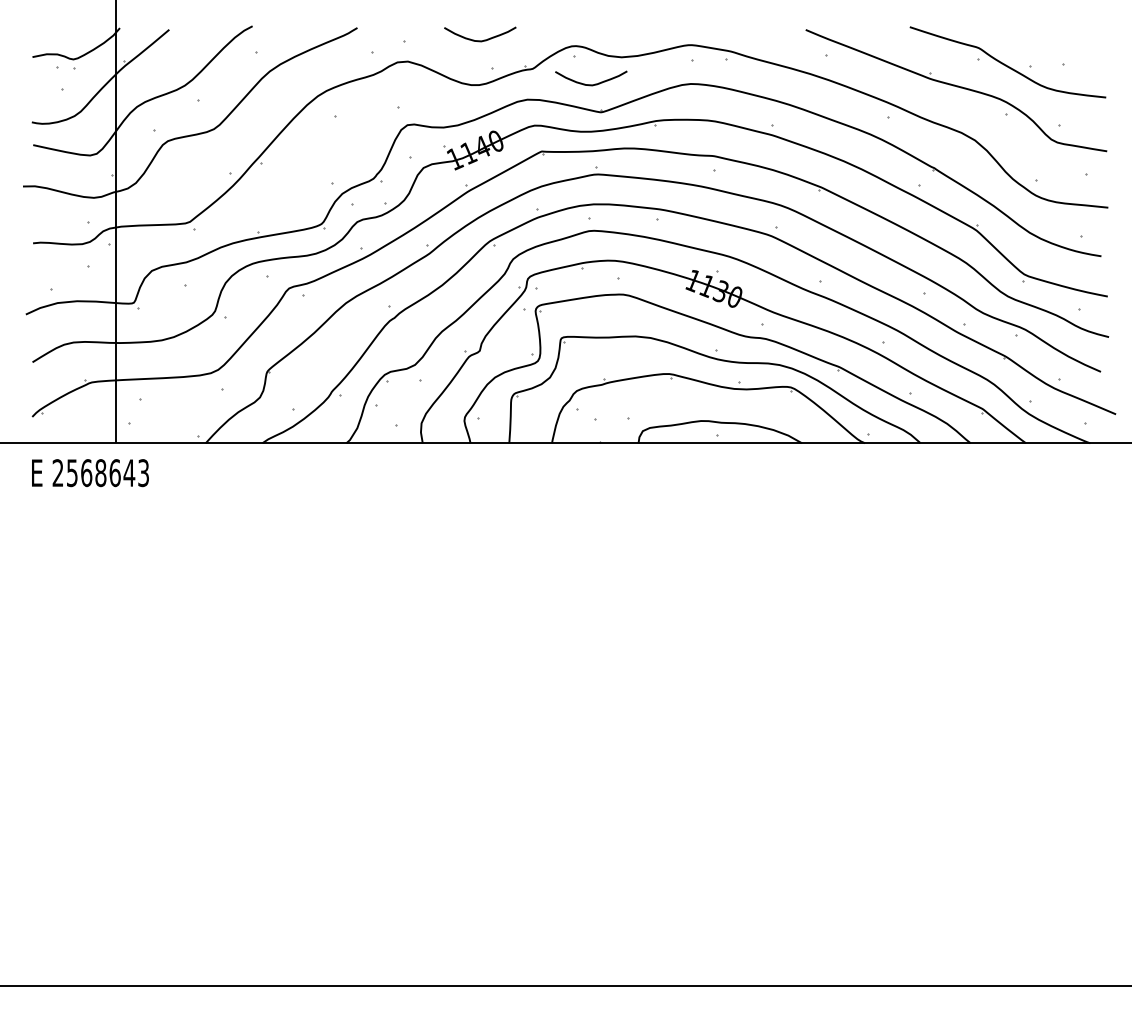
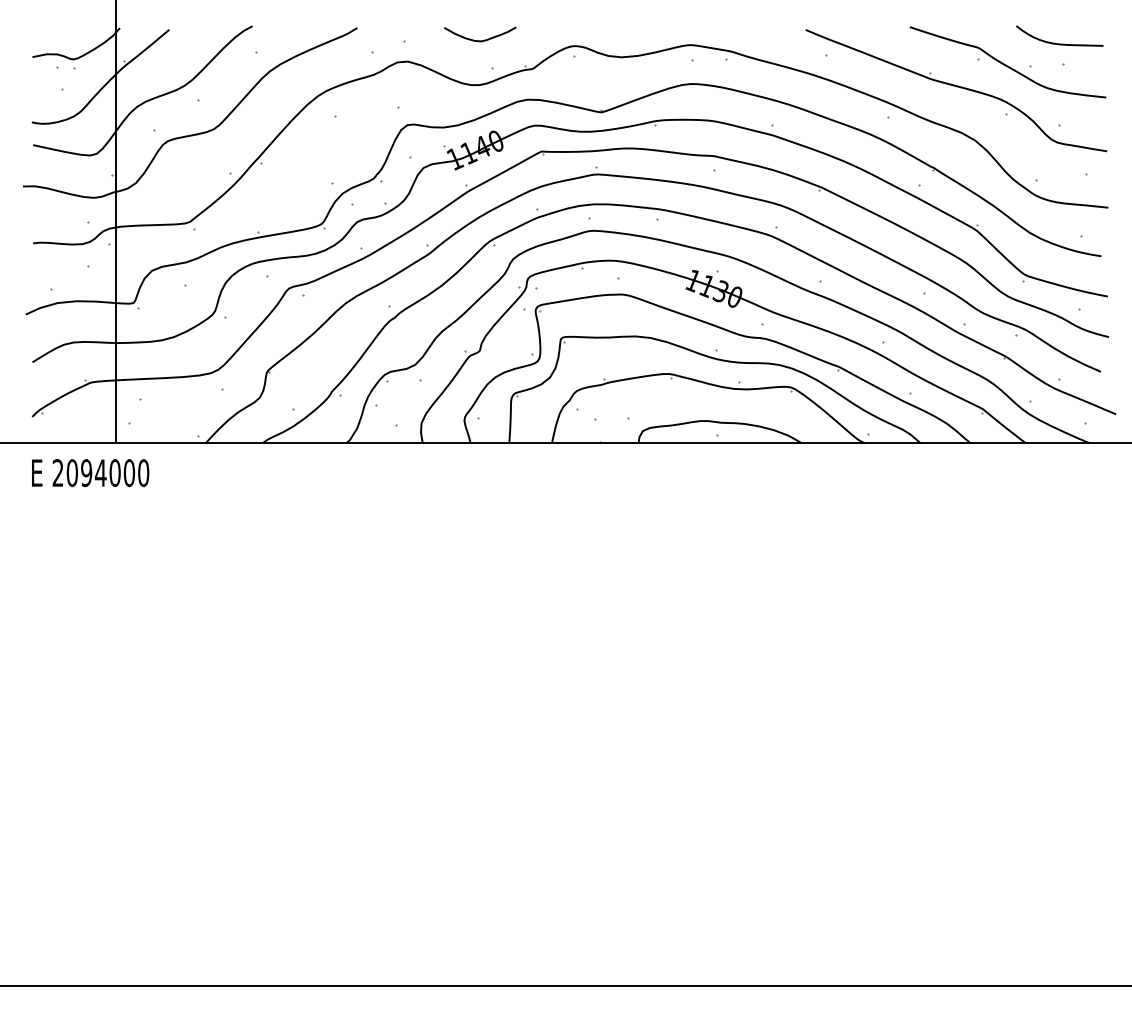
curve: none -> present (1059, 43)
curve: present -> none (591, 84)
text: 2568643 -> 2094000 (107, 473)
